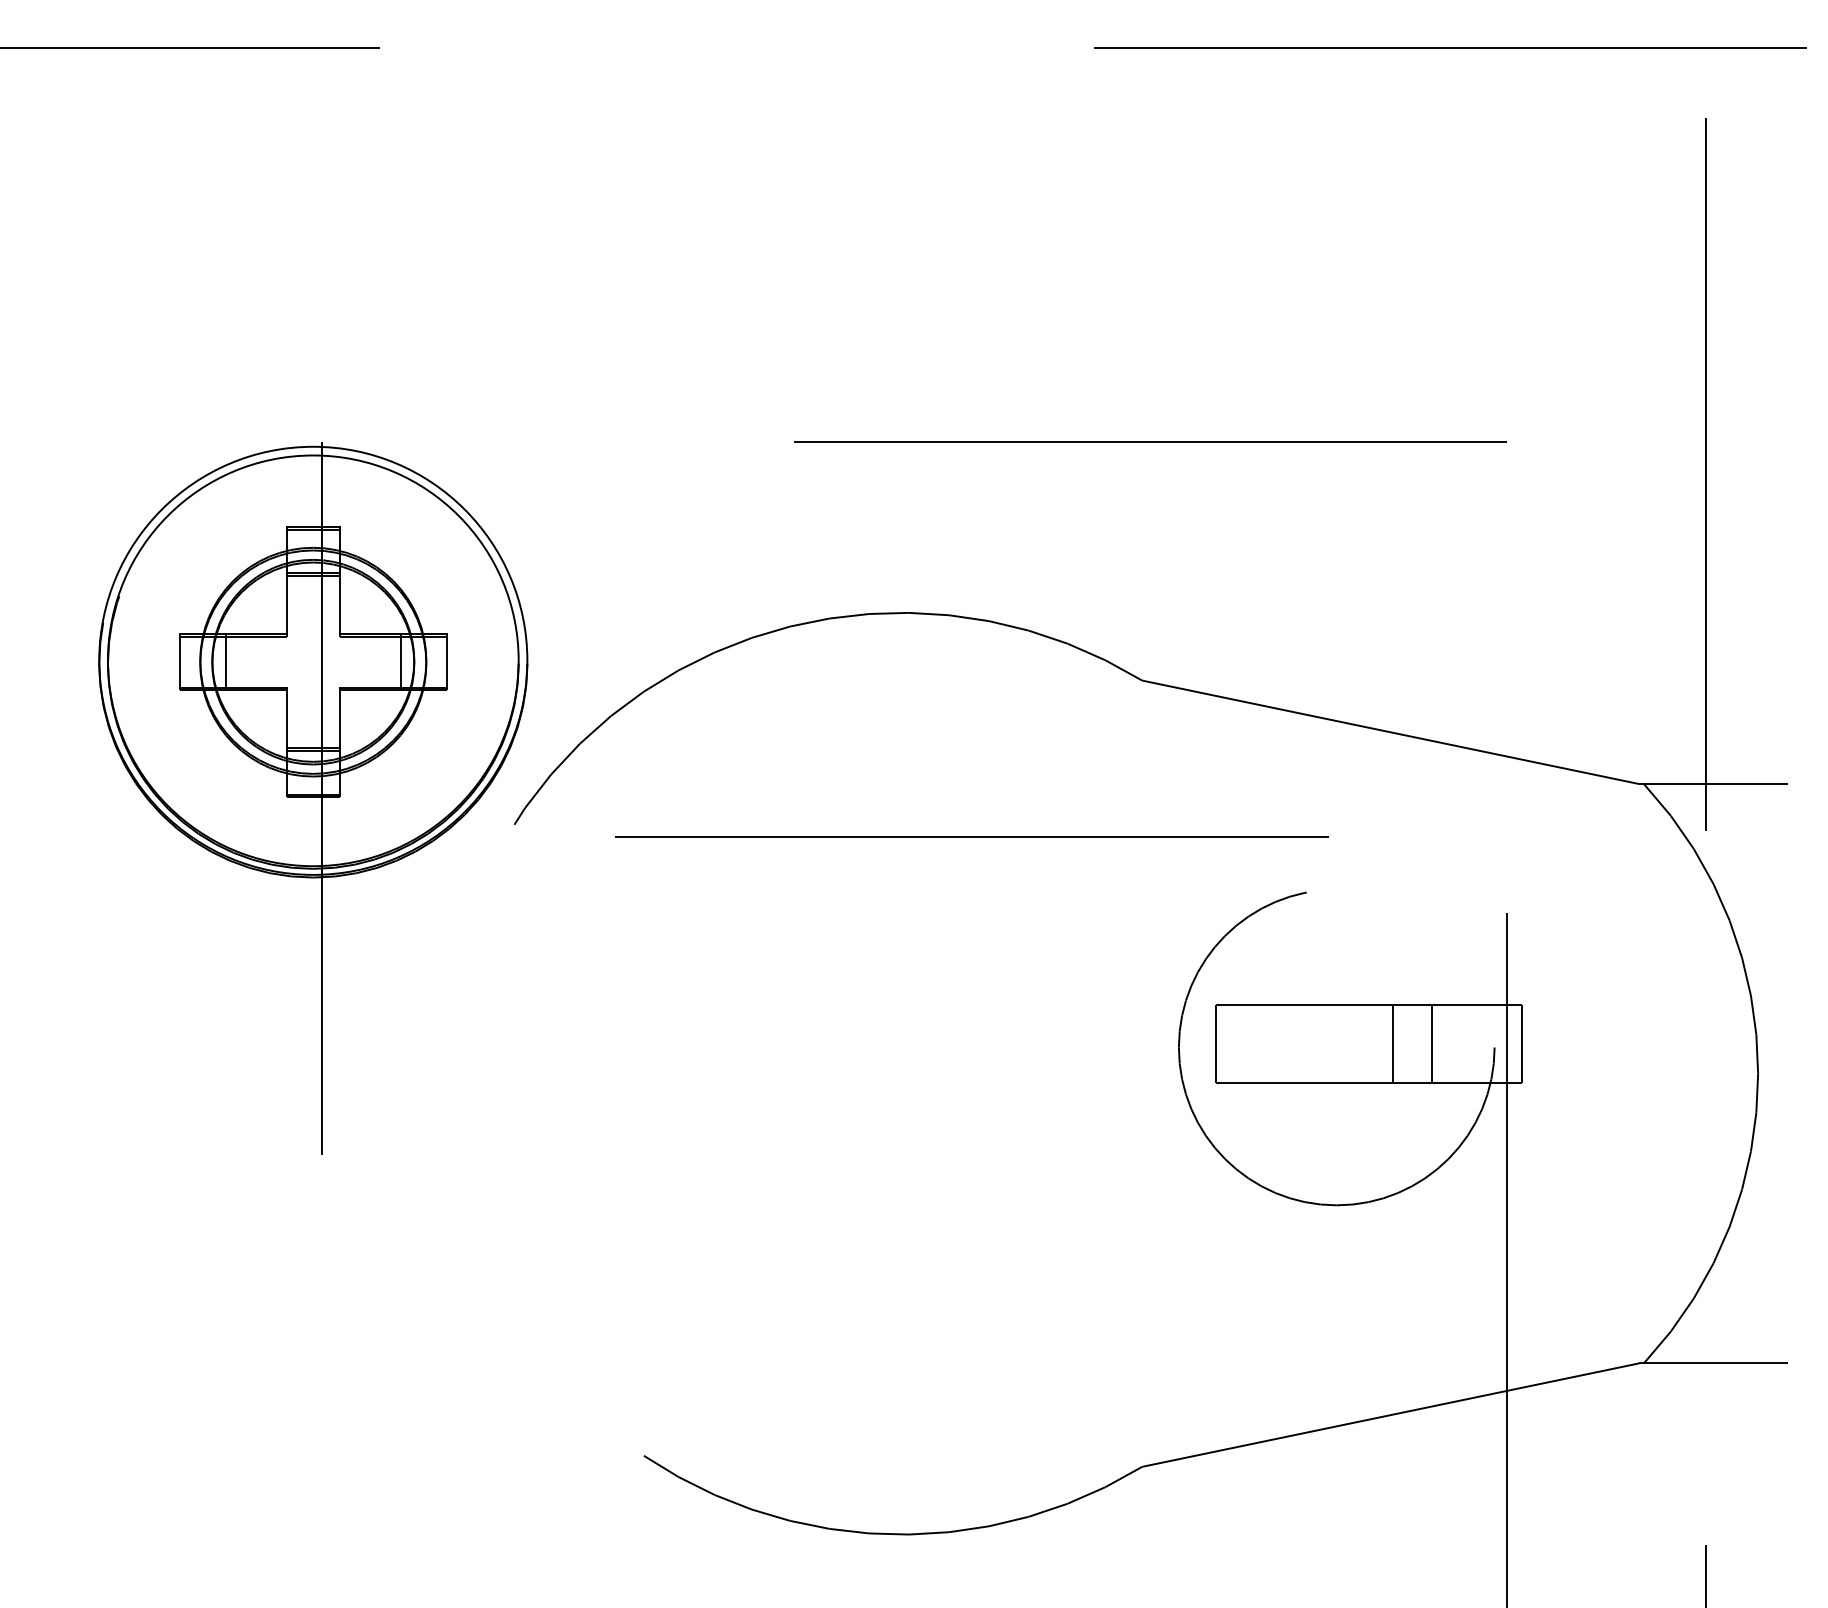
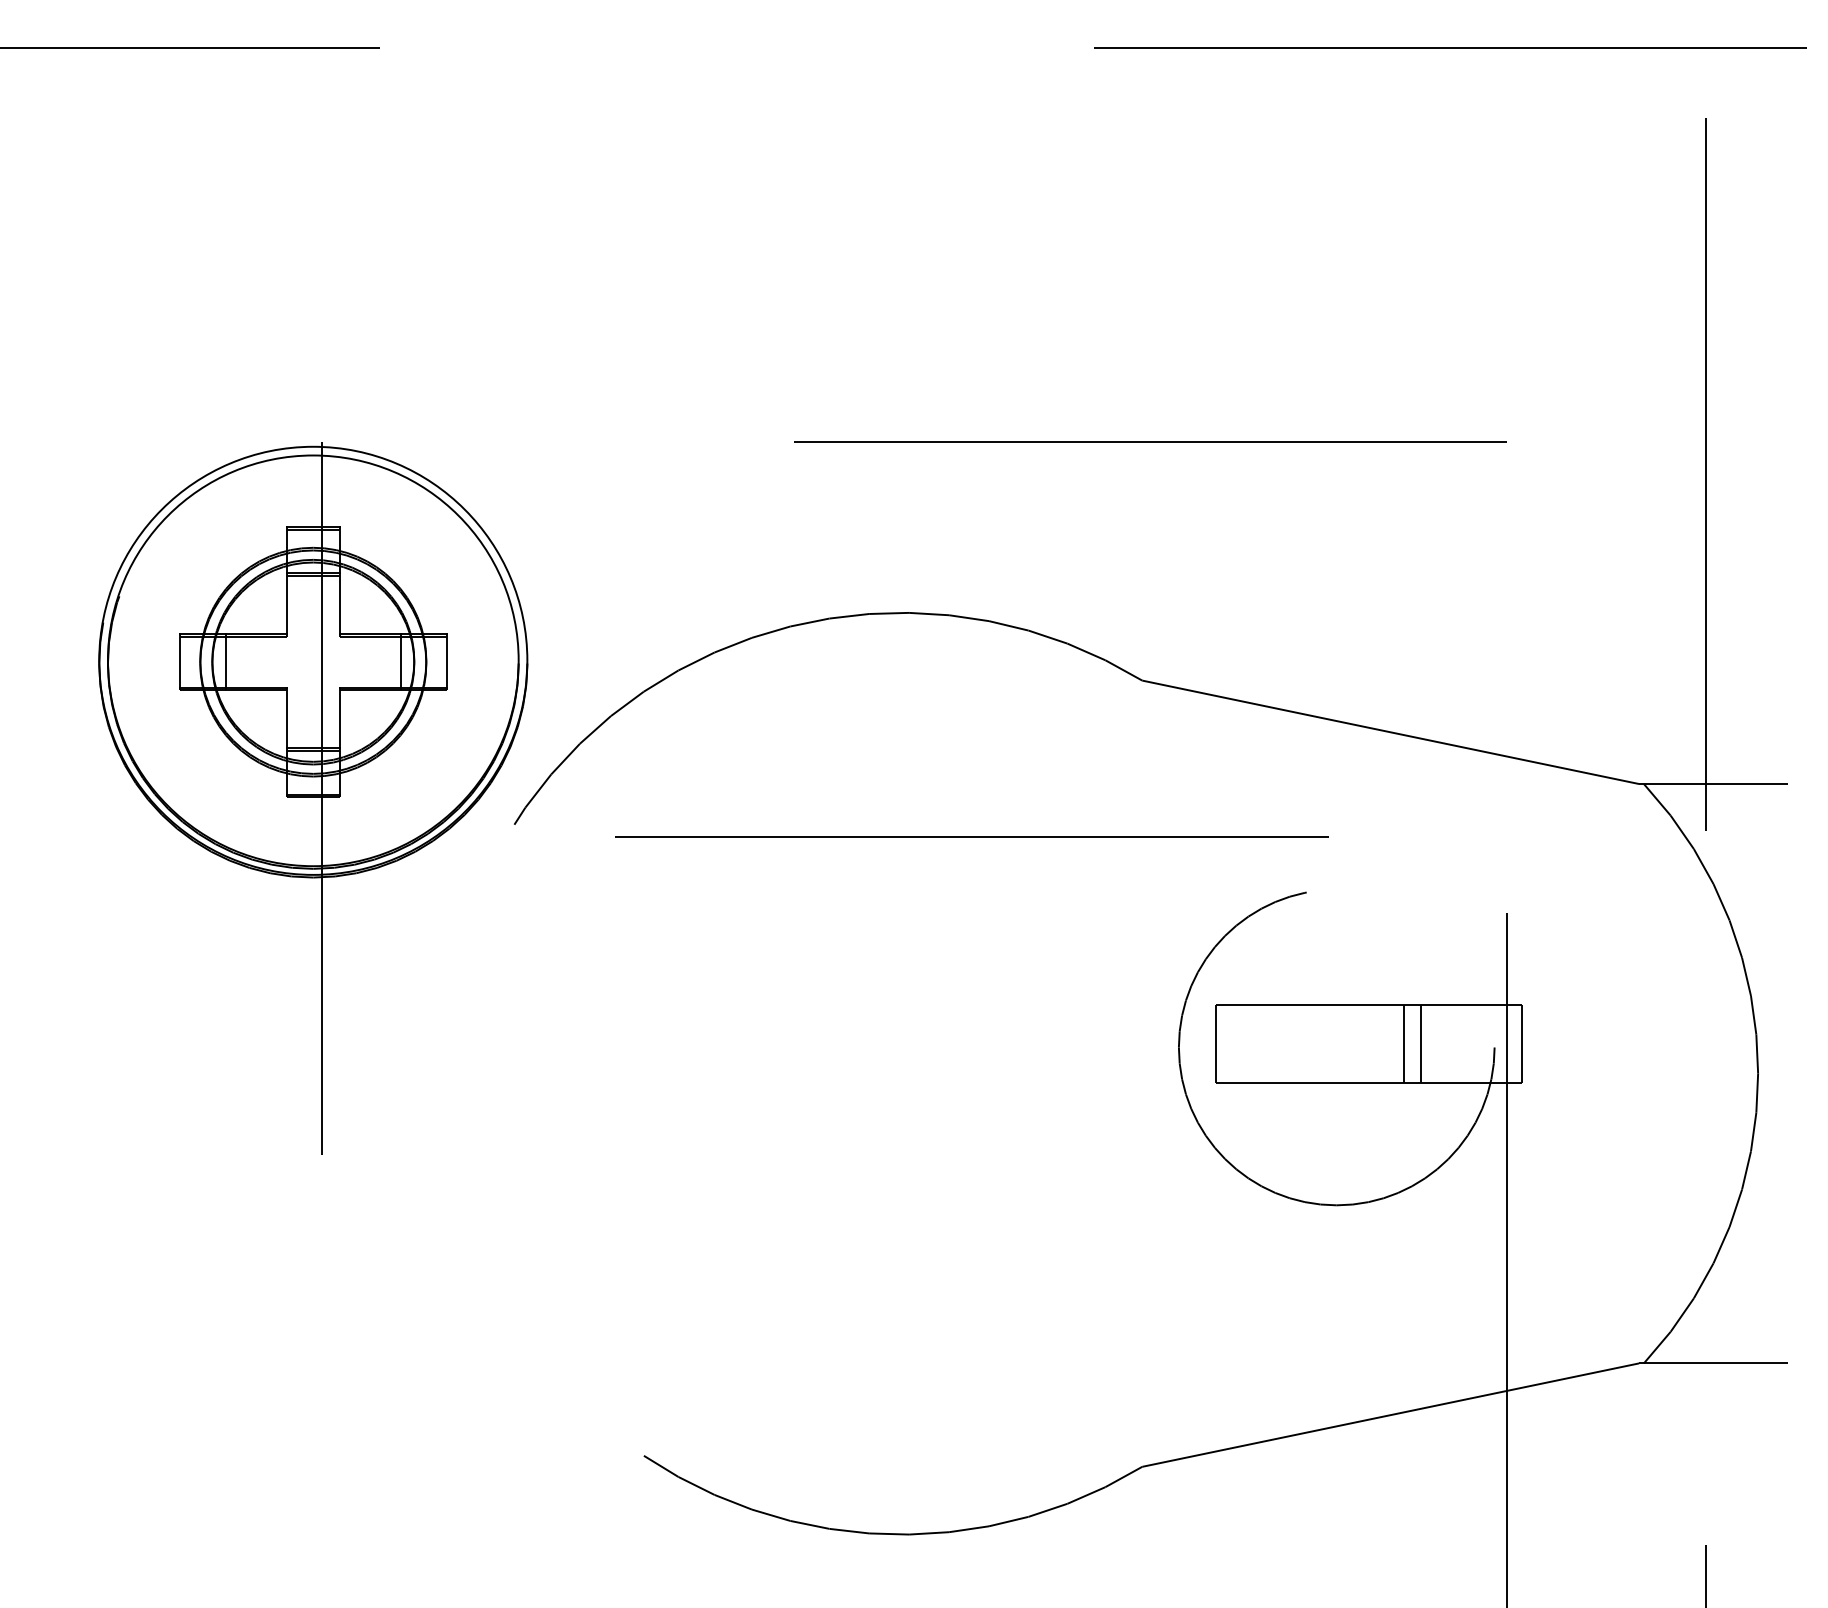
line position: (1392, 1043) -> (1403, 1043) (1403, 1043)
line position: (1431, 1043) -> (1420, 1043) (1420, 1043)
